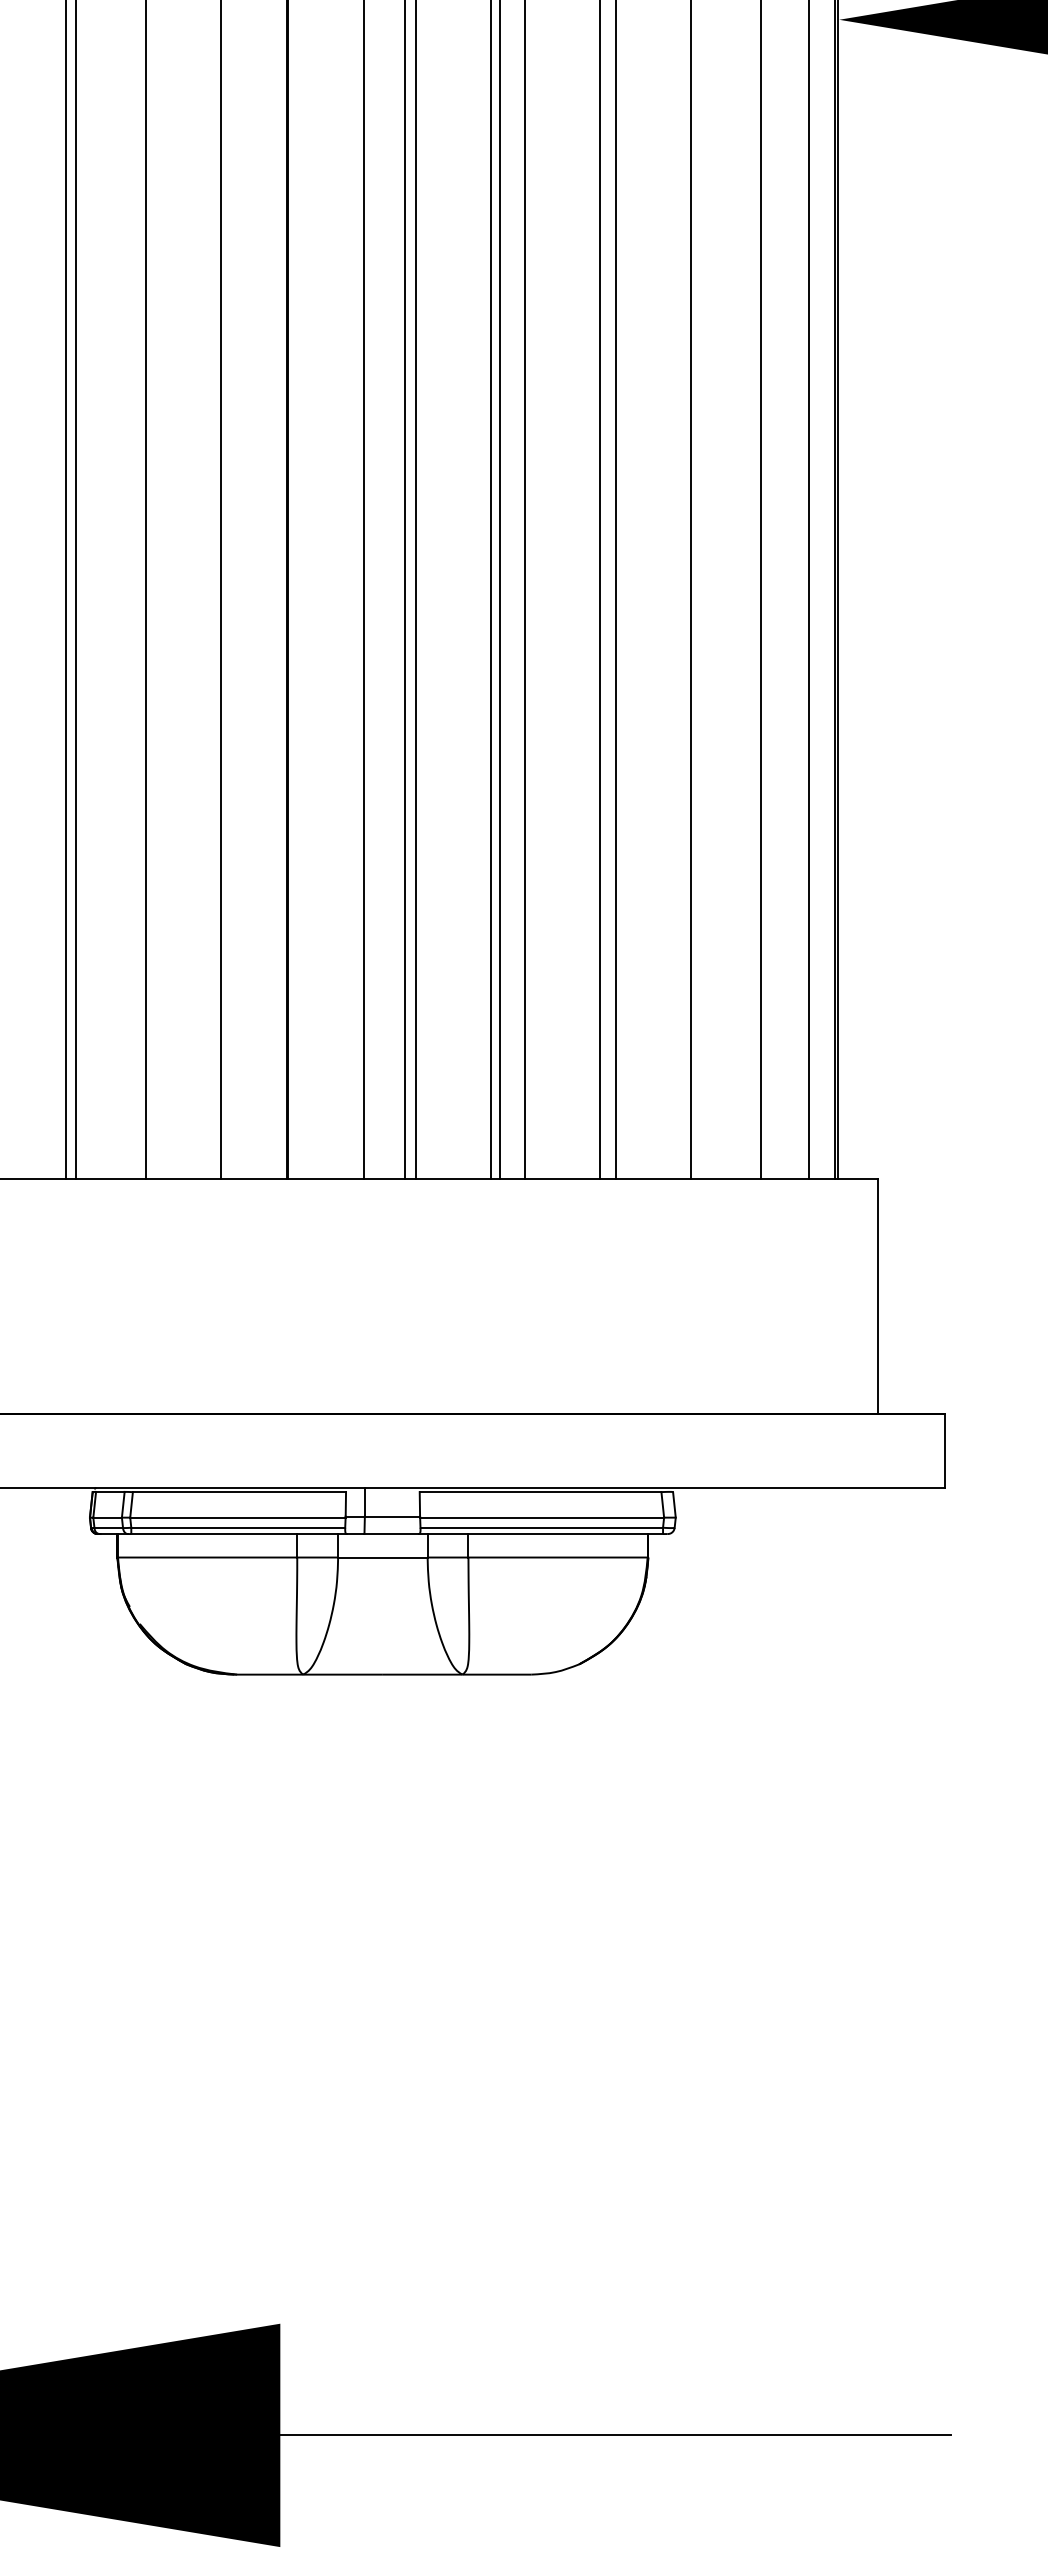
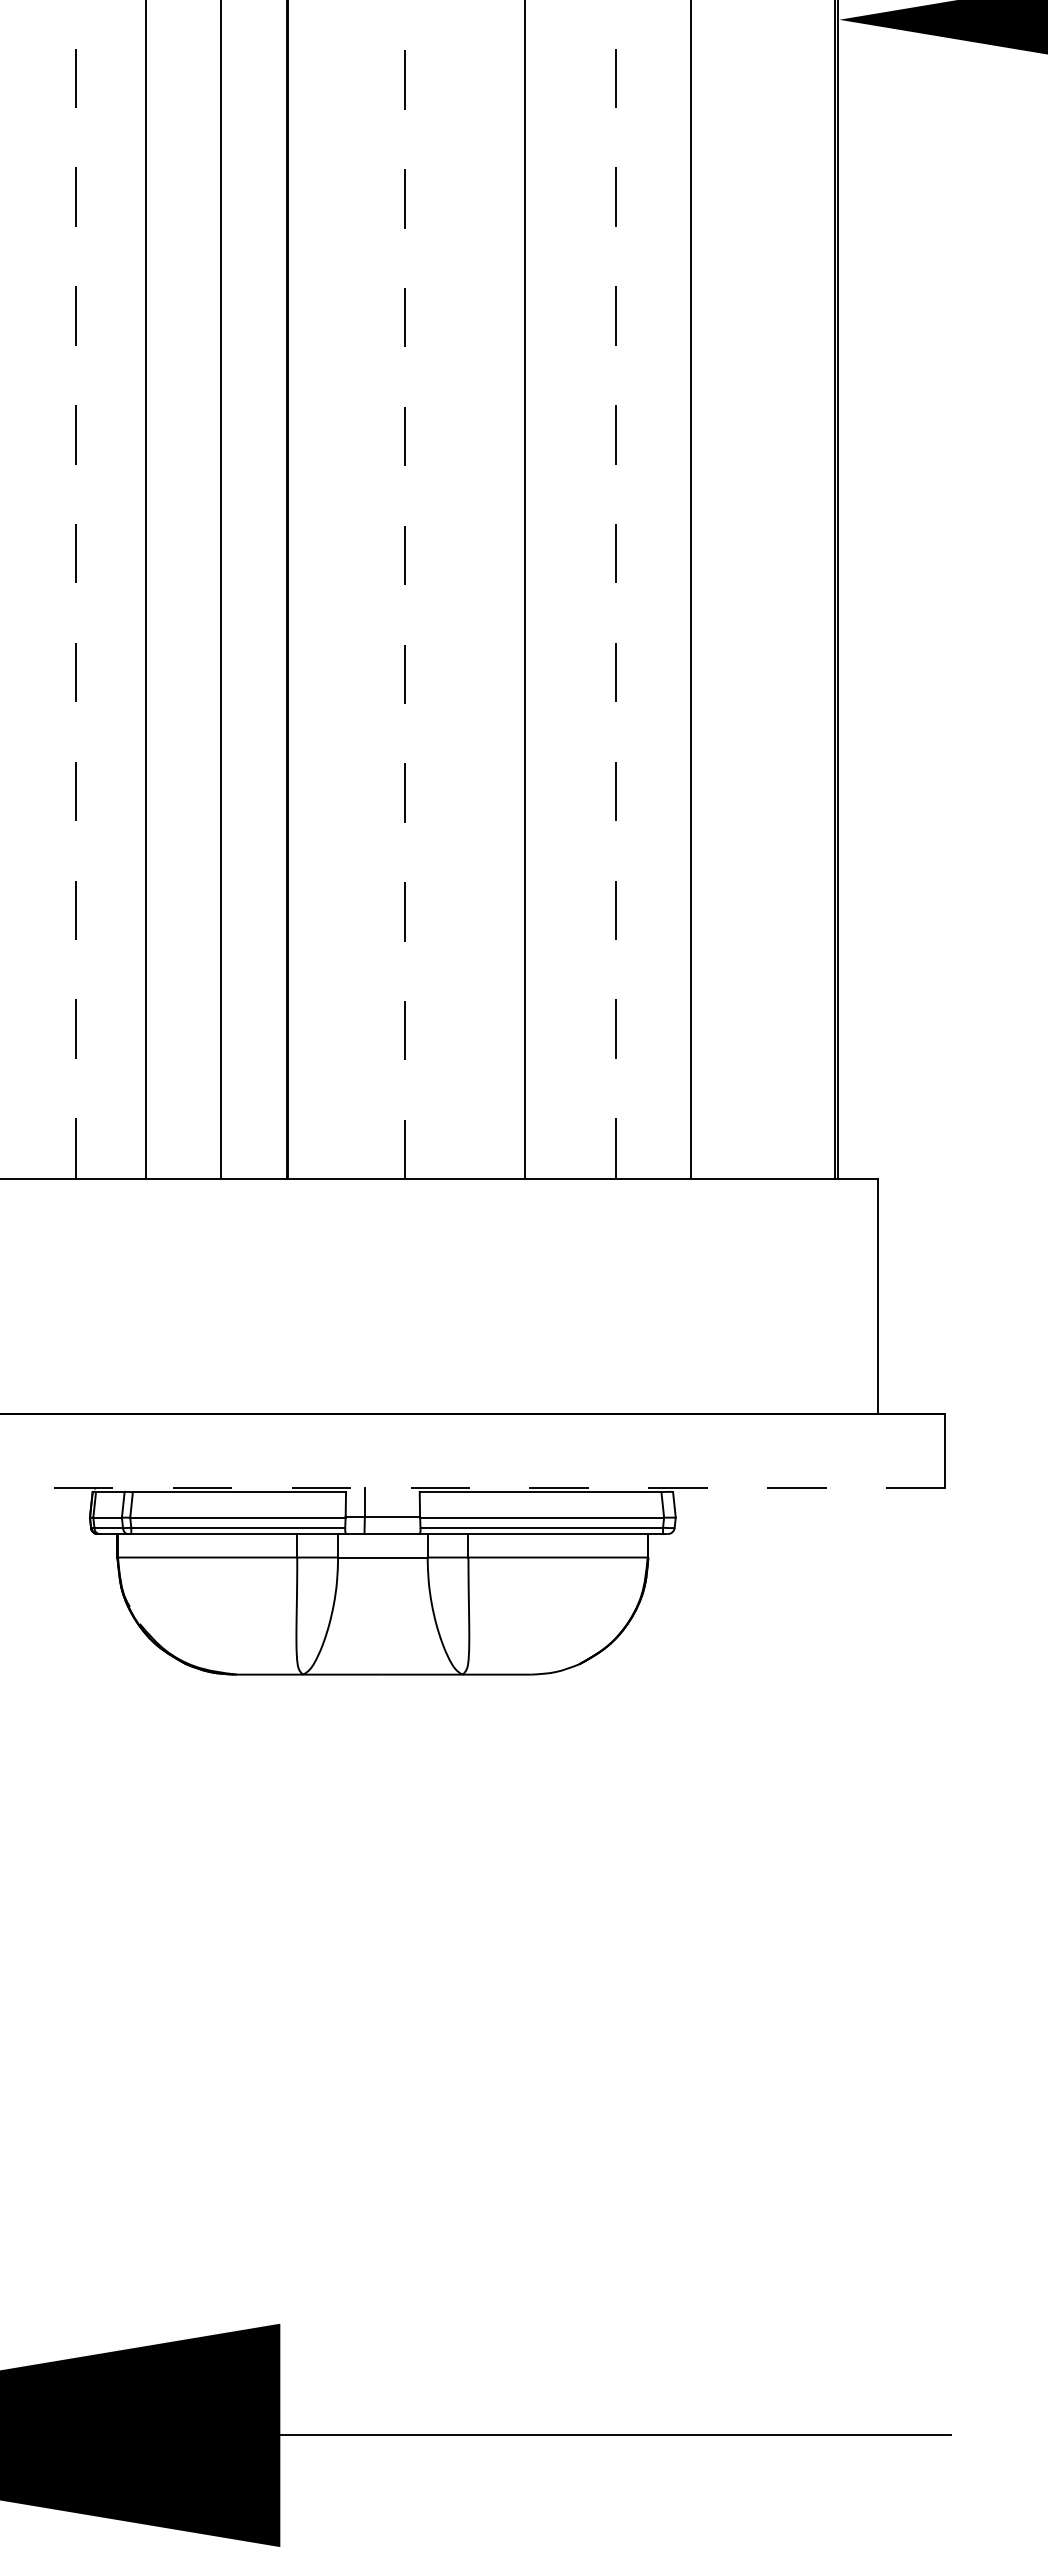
line: solid -> dashed (404, 589)
line: present -> none (66, 590)
line: solid -> dashed (76, 590)
line: present -> none (363, 590)
line: present -> none (415, 590)
line: present -> none (490, 590)
line: present -> none (500, 590)
line: present -> none (600, 590)
line: solid -> dashed (615, 590)
line: present -> none (760, 590)
line: present -> none (809, 590)
line: solid -> dashed (472, 1487)
